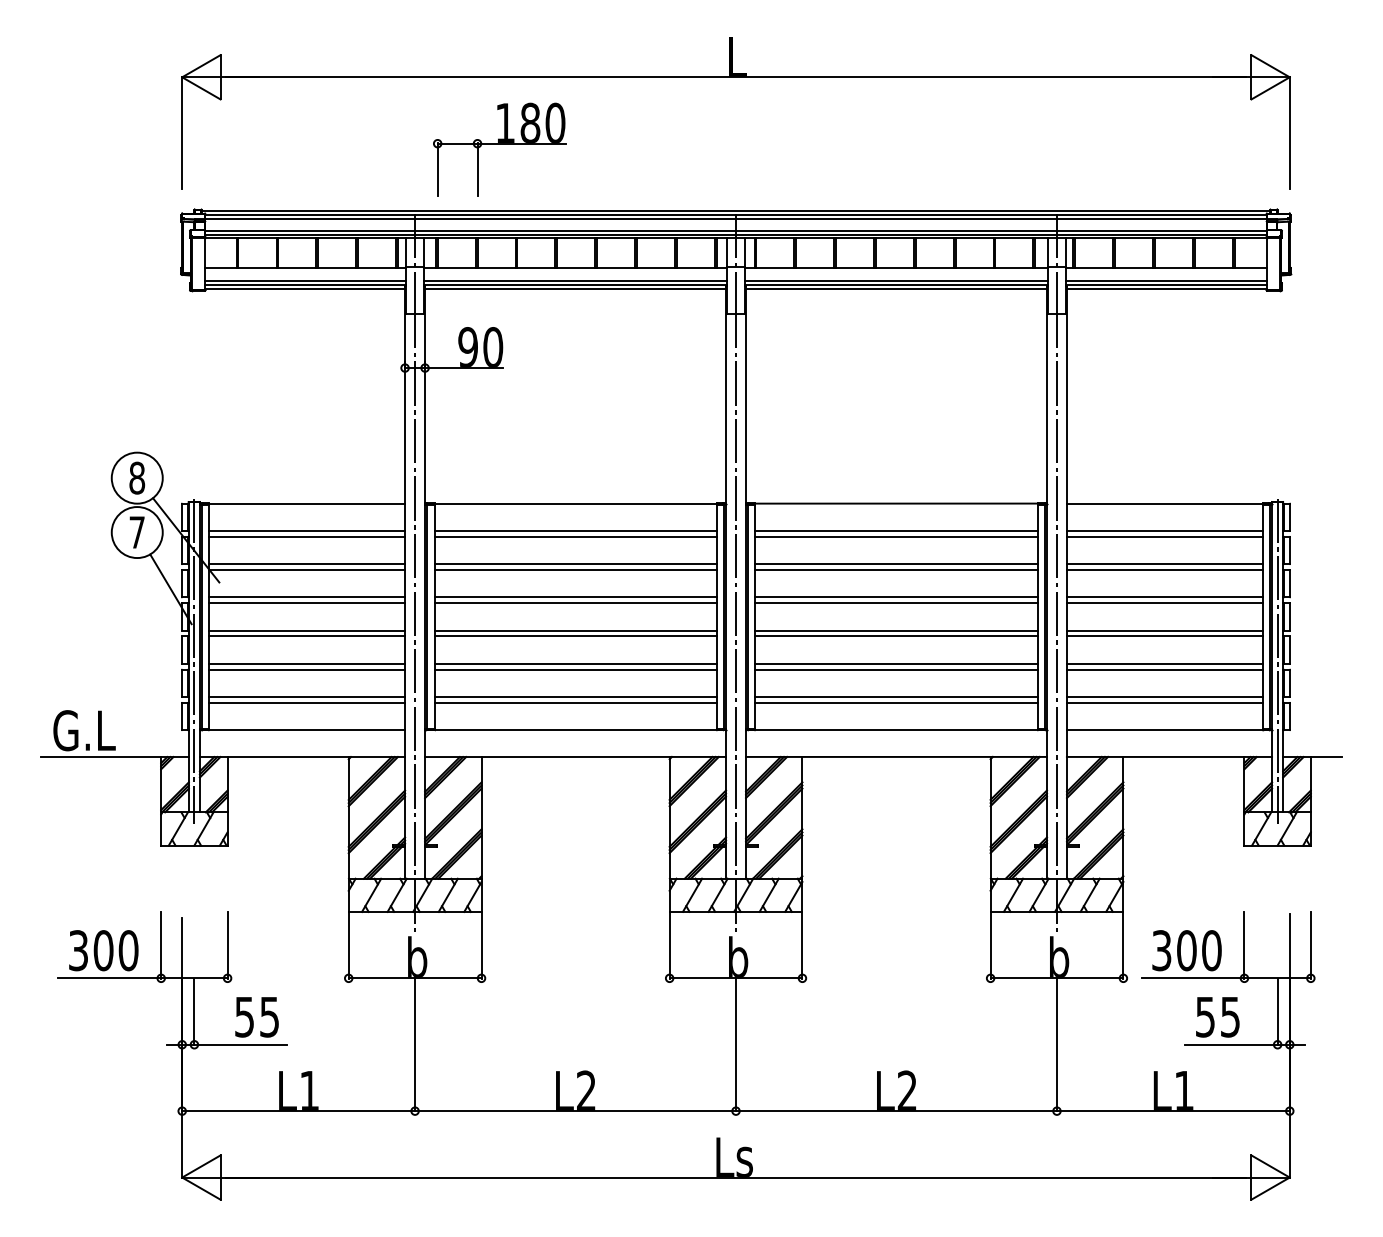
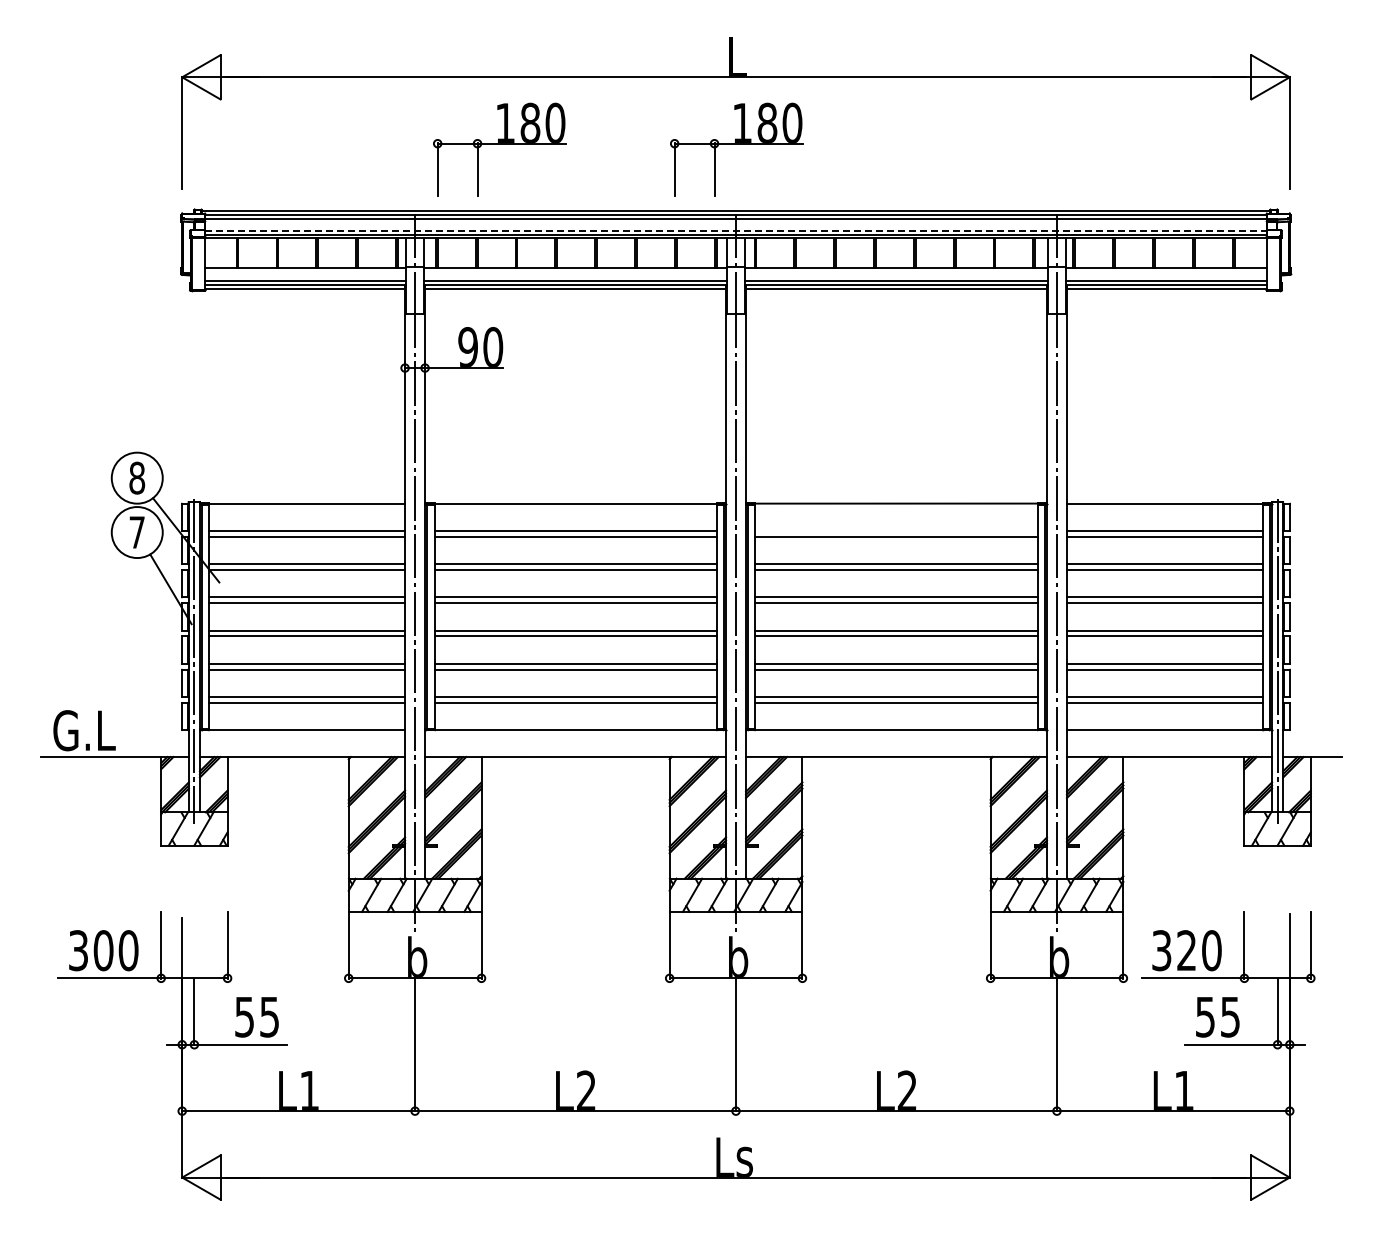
part: none -> present (736, 149)
line: solid -> dashed (736, 230)
line: present -> none (896, 531)
text: 300 -> 320 (1186, 950)
